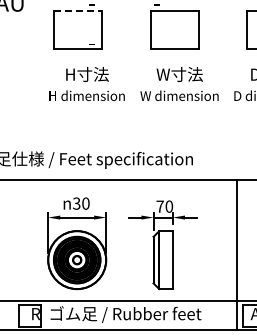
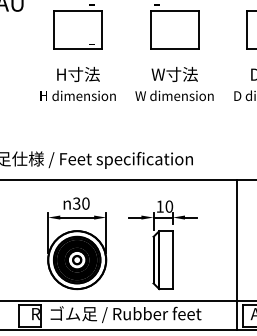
line: dashed -> solid (78, 10)
text position: (86, 83) -> (77, 83) (77, 83)
text position: (179, 83) -> (174, 83) (174, 83)
text: 70 -> 10 (159, 206)
